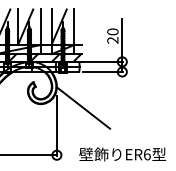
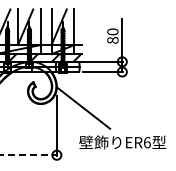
text: 20 -> 80 (112, 39)
text position: (122, 154) -> (122, 142) (122, 142)
line: solid -> dashed (28, 155)
